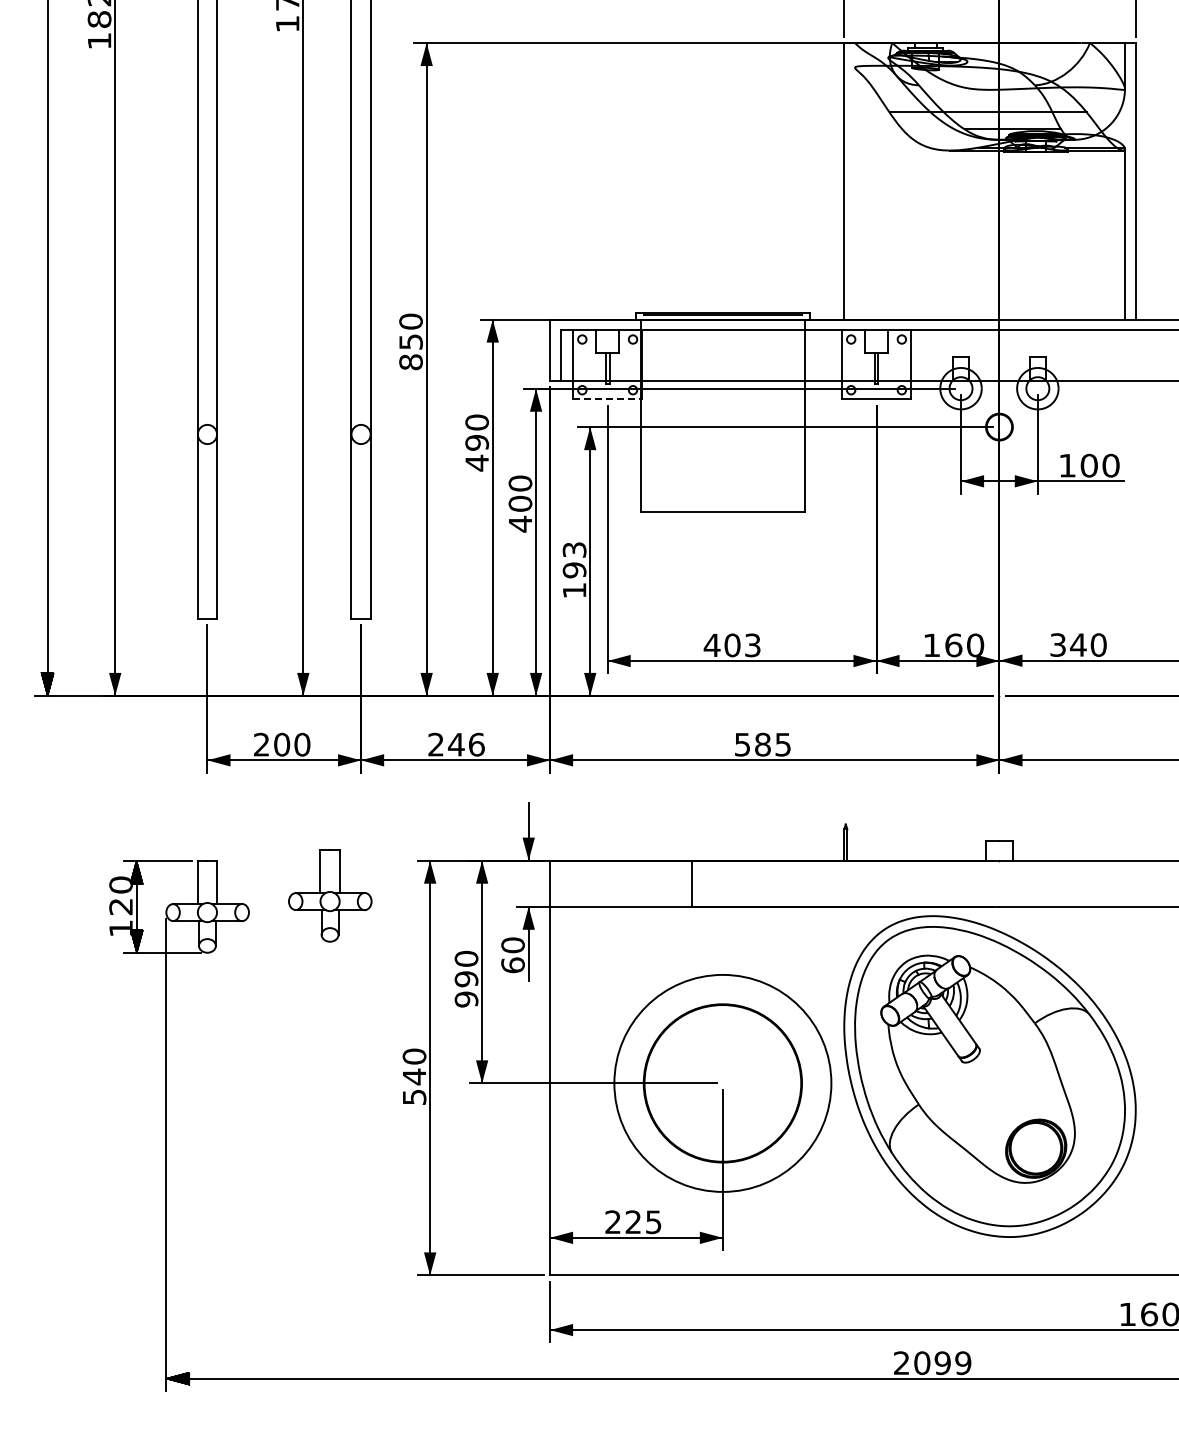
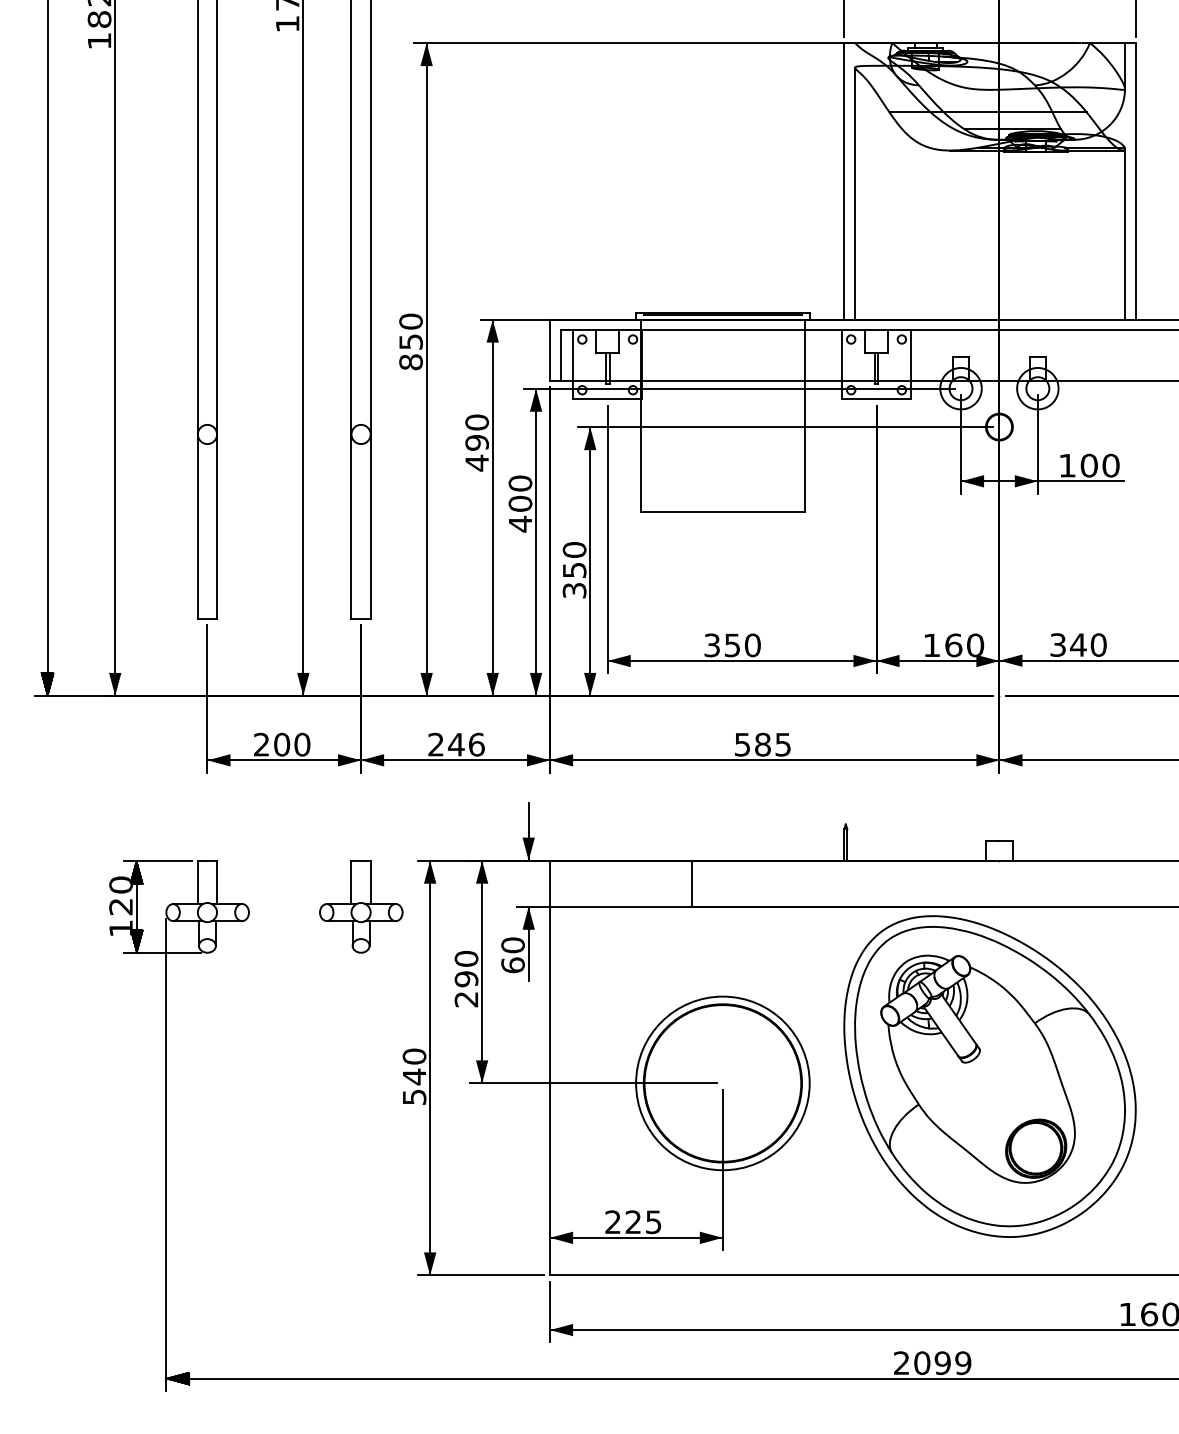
line: none -> present (855, 193)
line: dashed -> solid (607, 399)
text: 193 -> 350 (574, 570)
text: 403 -> 350 (731, 645)
part position: (330, 895) -> (361, 906) (361, 906)
text: 990 -> 290 (466, 999)
circle diameter: 217 px -> 174 px (722, 1083)
